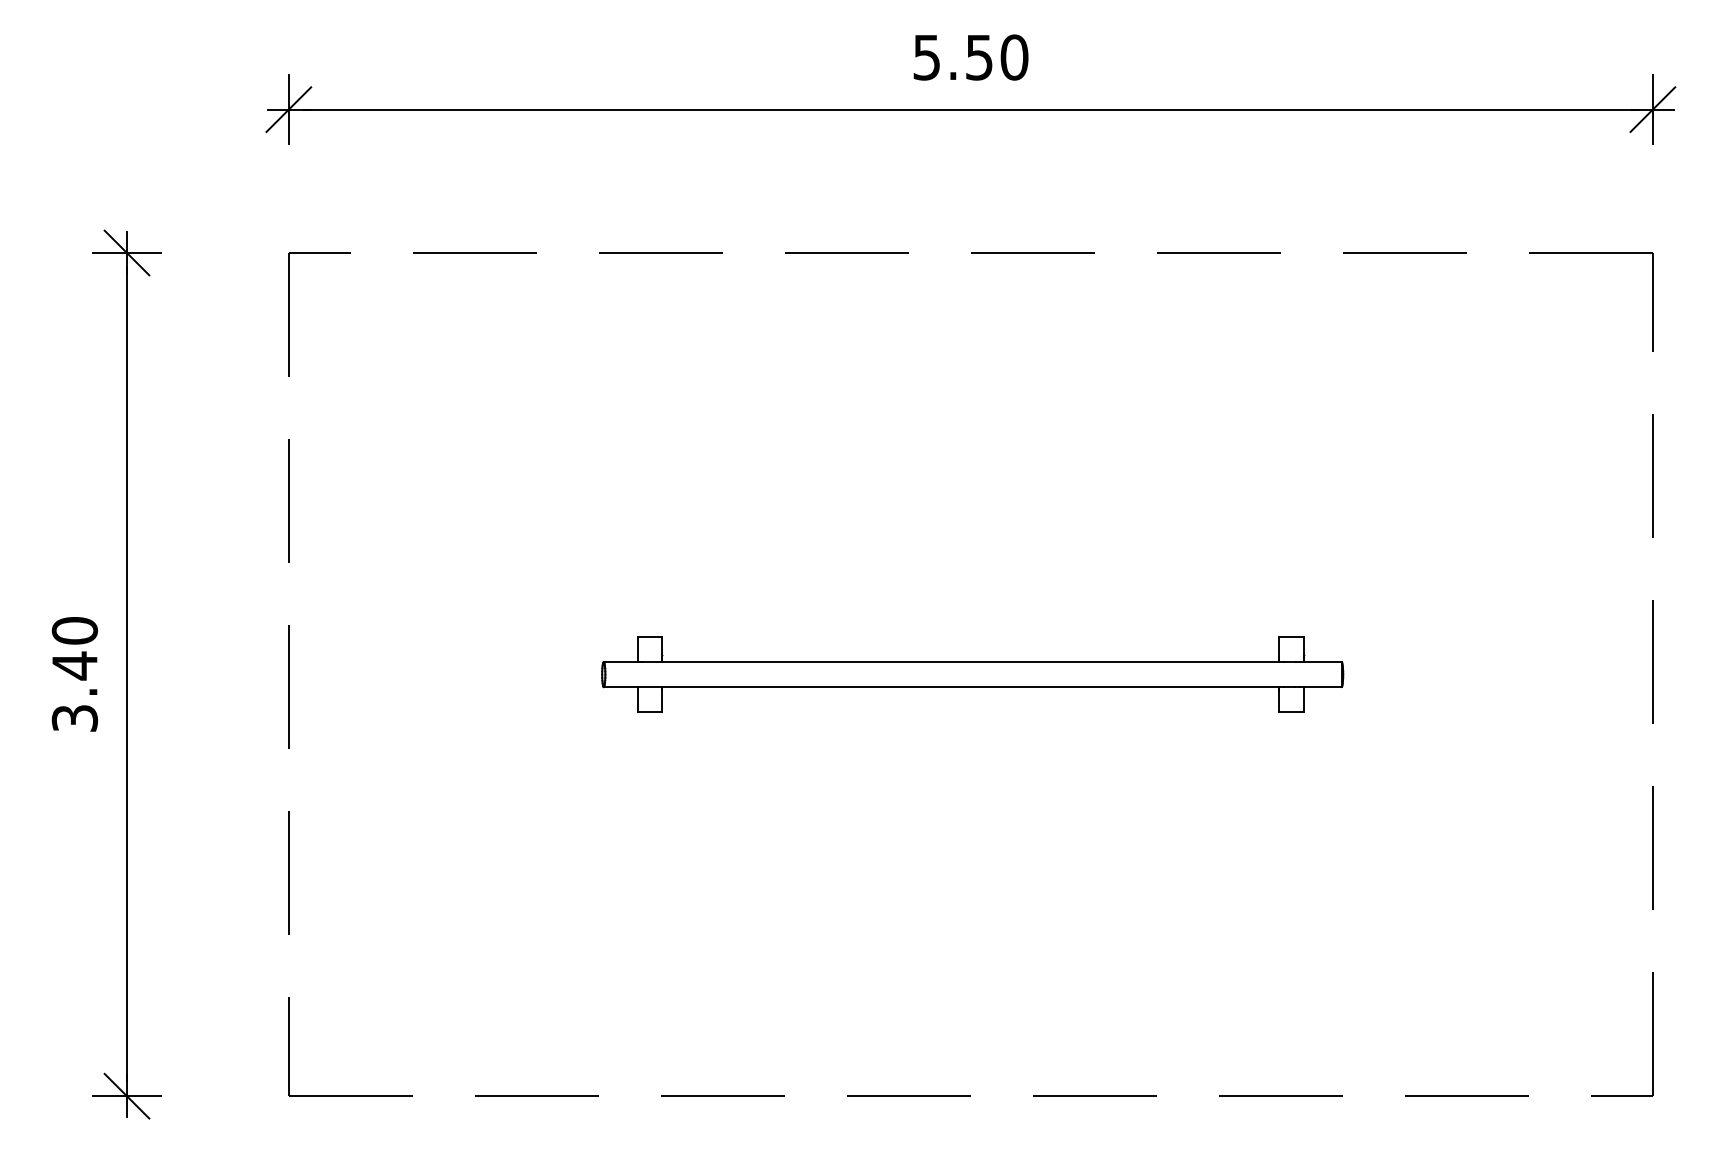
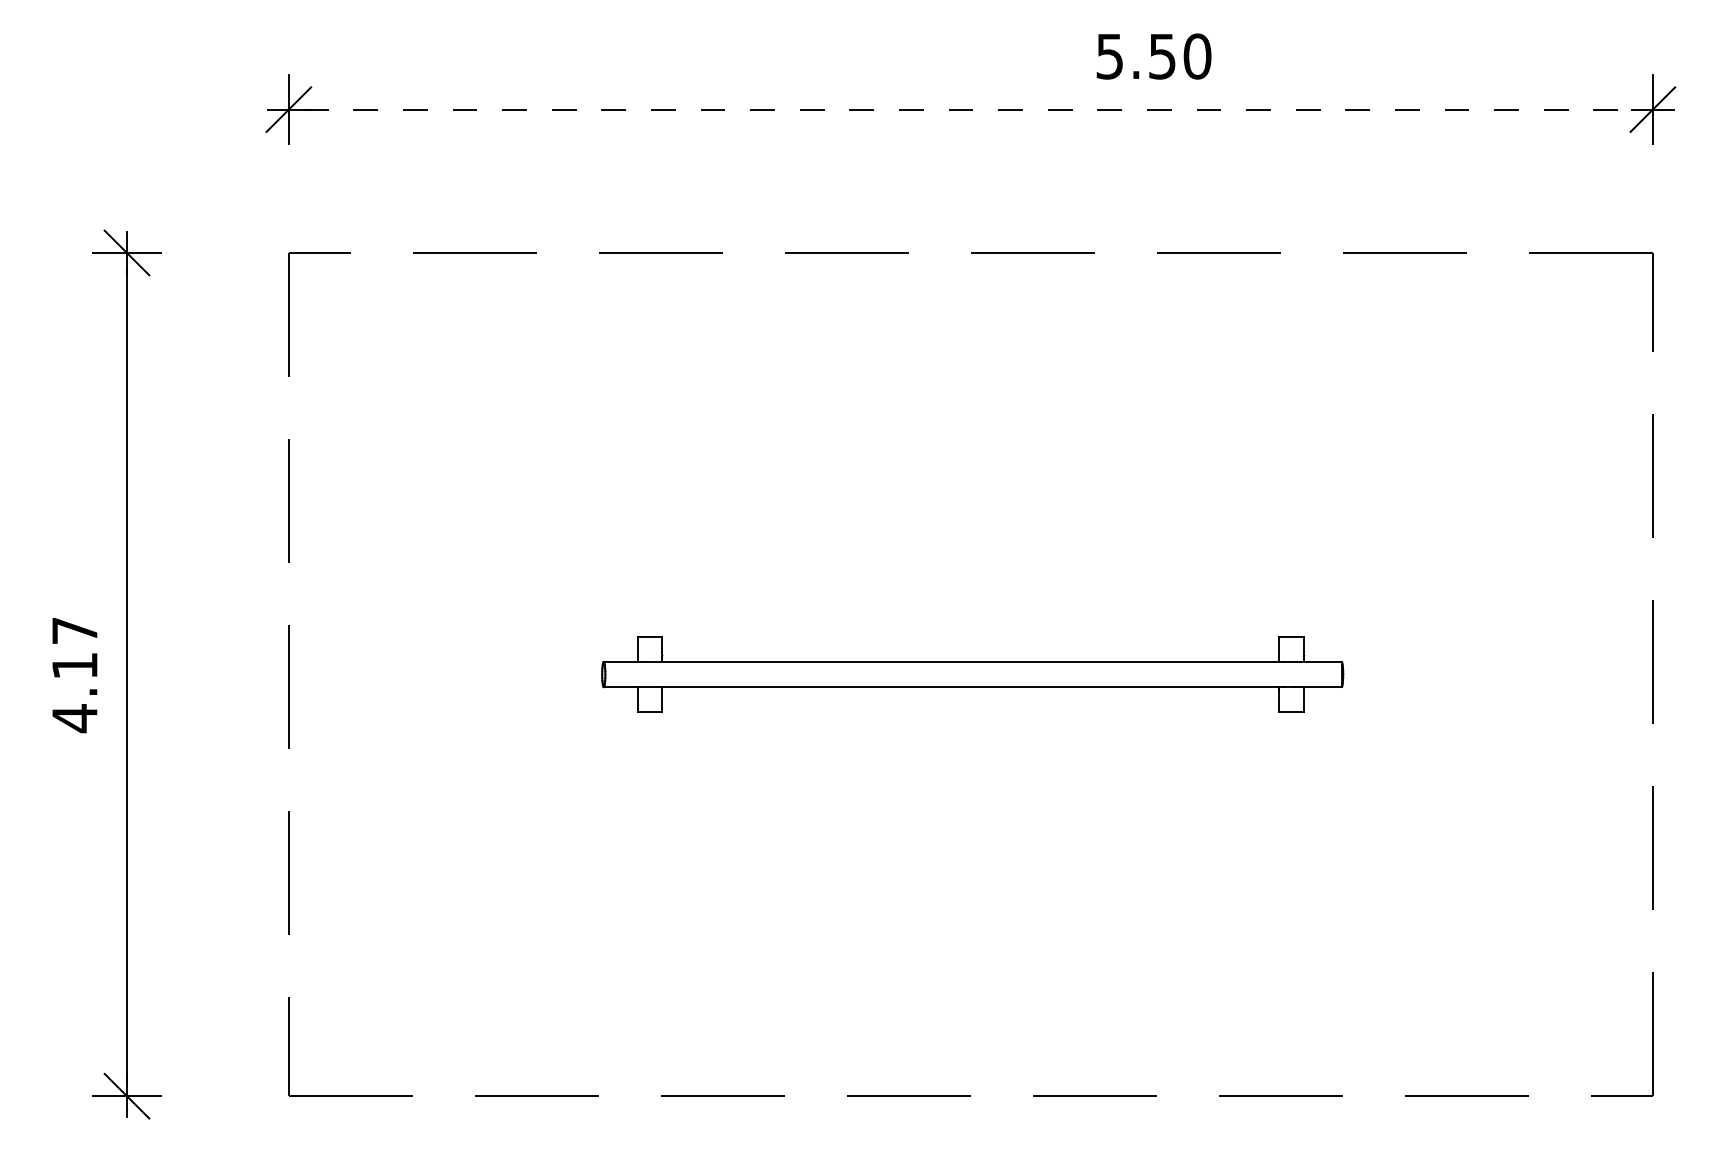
text position: (970, 57) -> (1153, 56) (1153, 56)
line: solid -> dashed (971, 109)
text: 3.40 -> 4.17 (74, 675)
